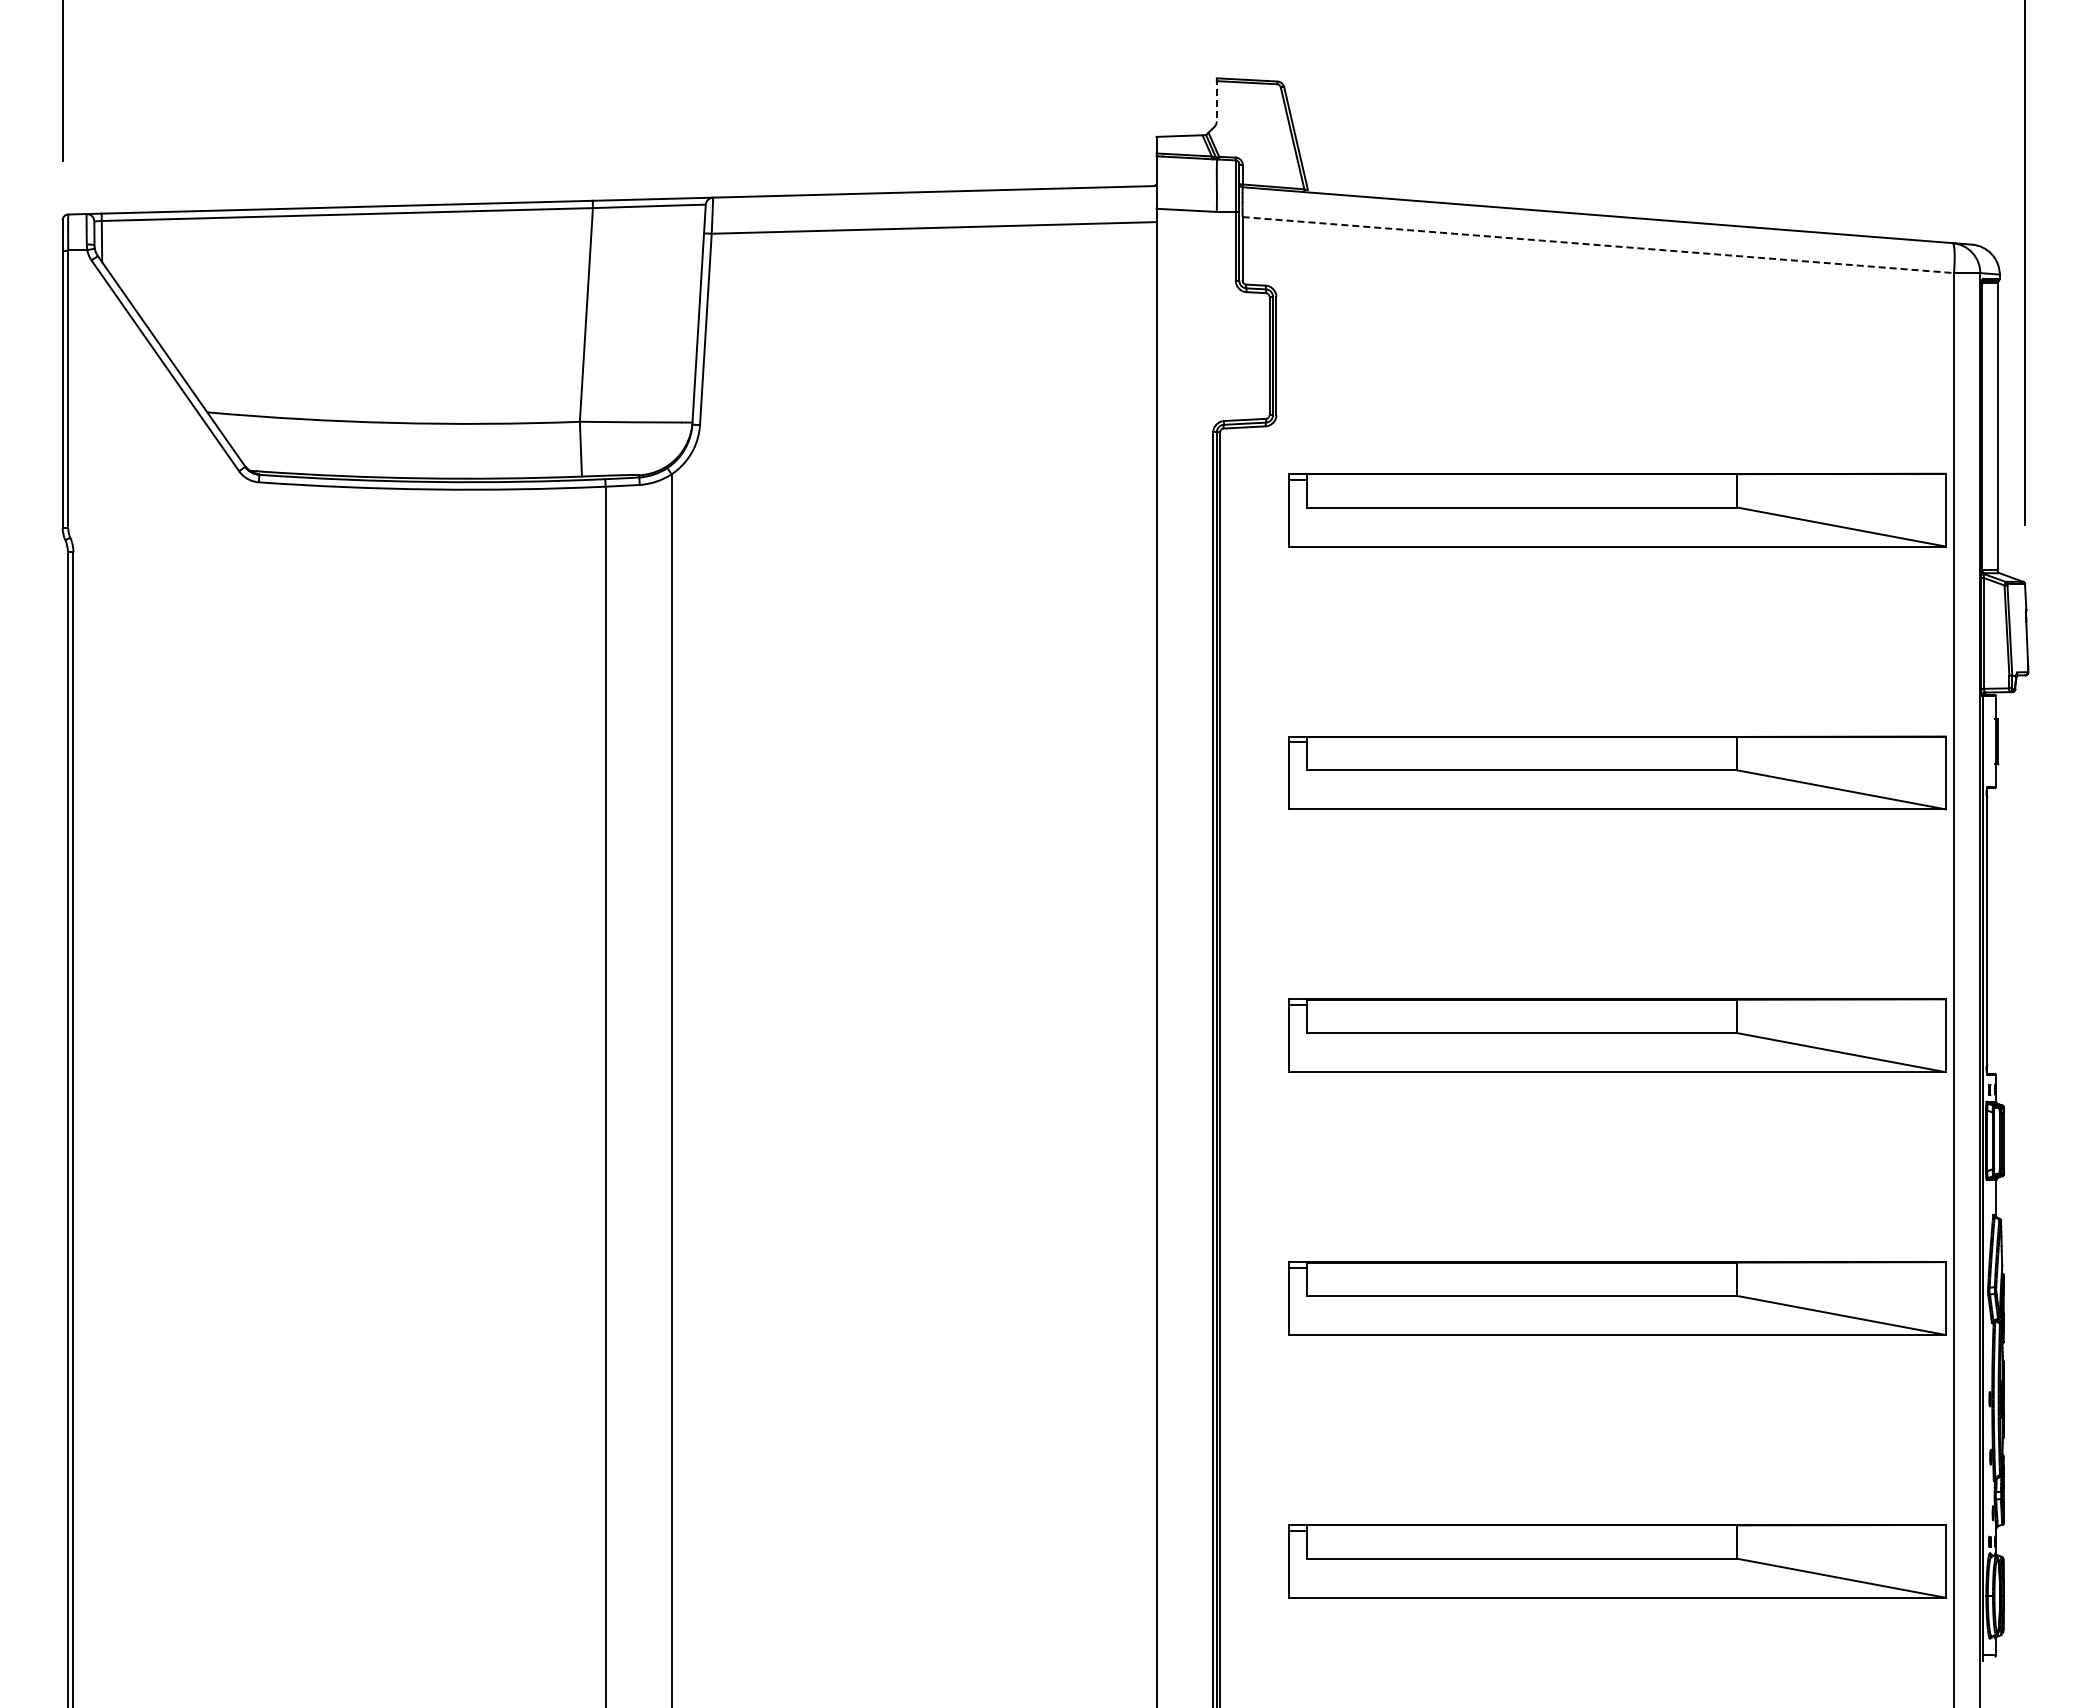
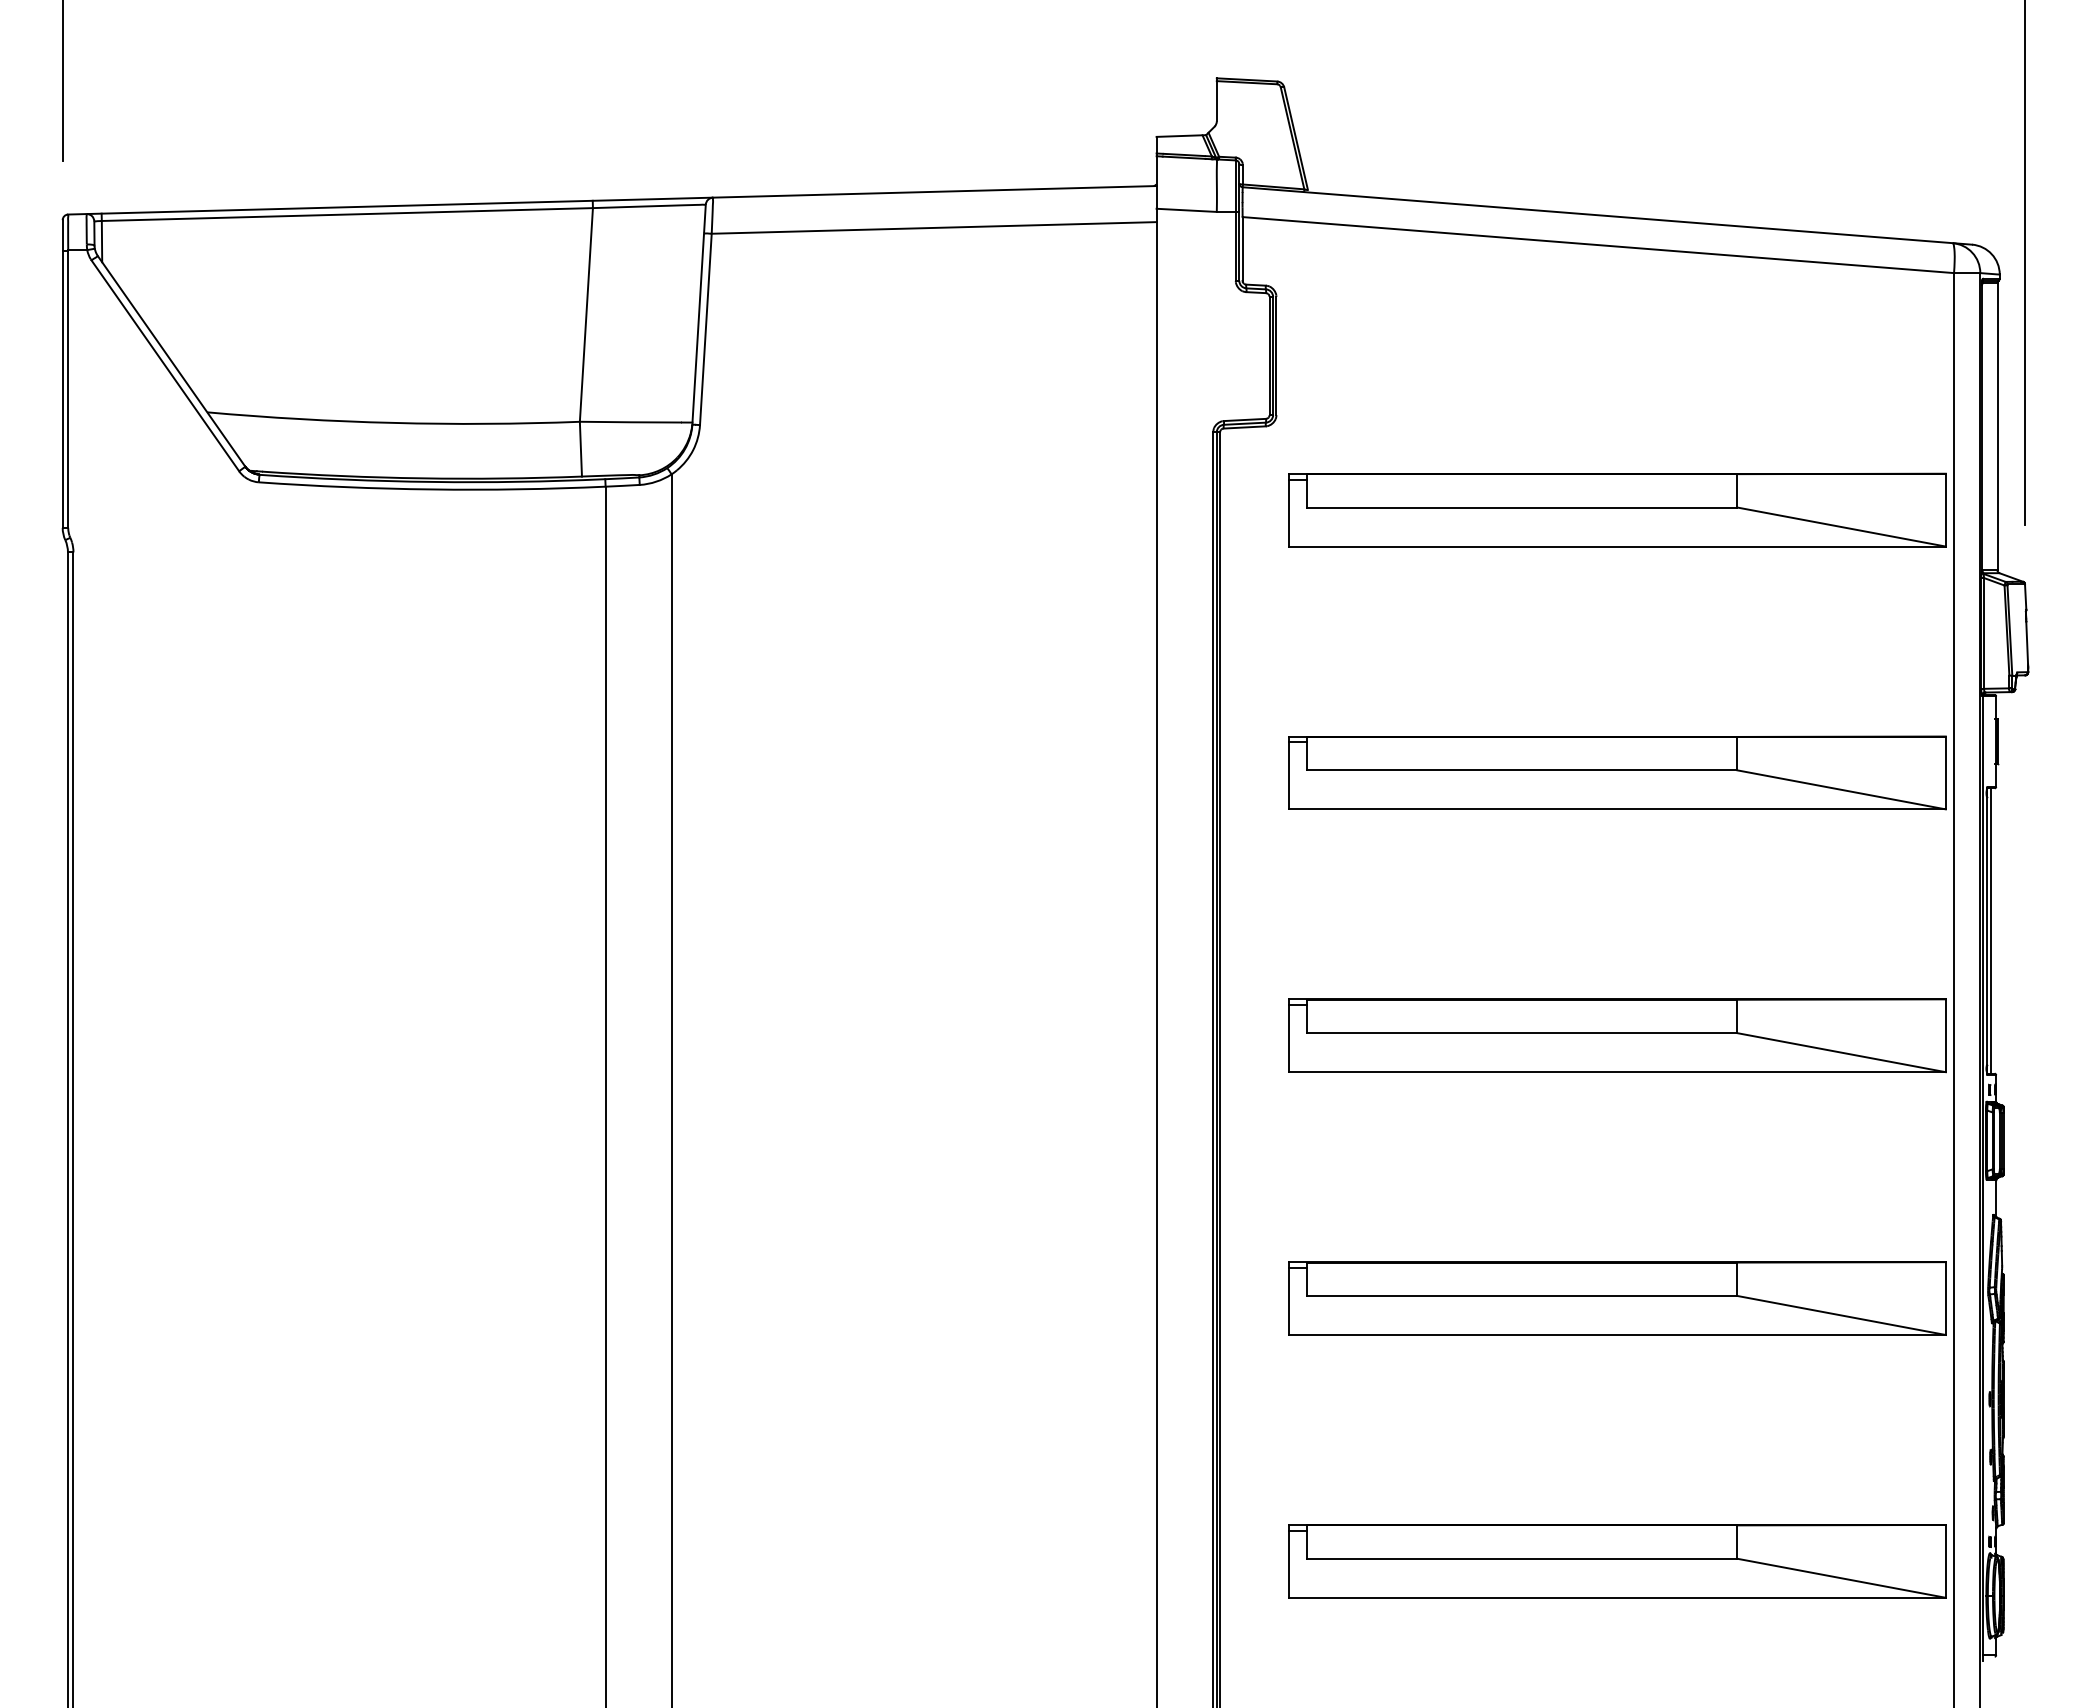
line: dashed -> solid (1216, 99)
line: dashed -> solid (1598, 245)
line: none -> present (1990, 930)
